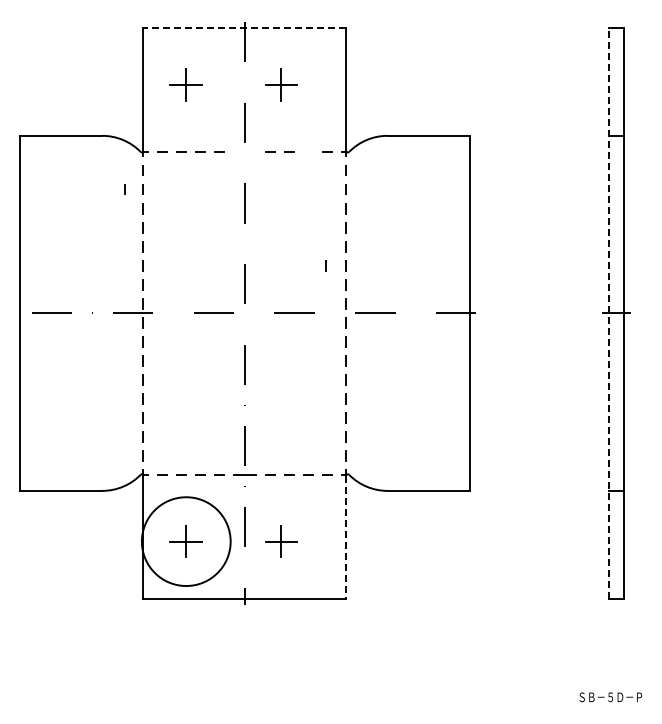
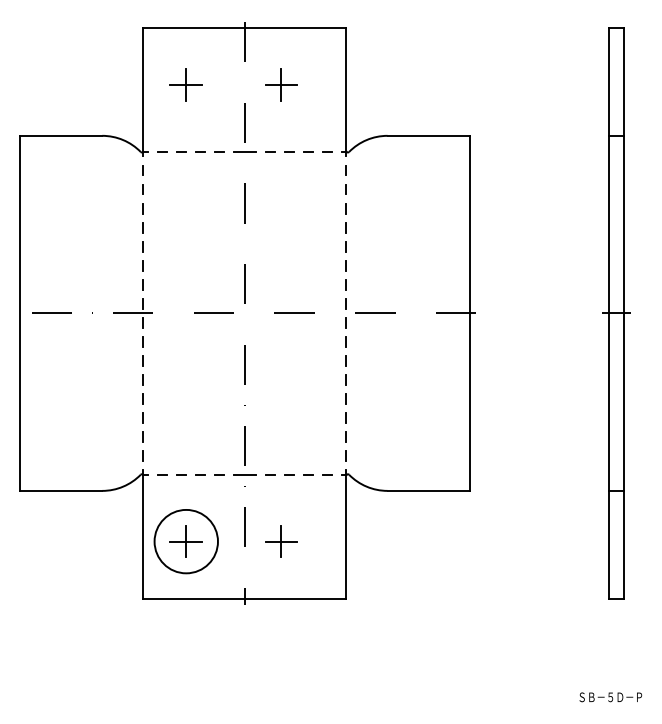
line: dashed -> solid (244, 28)
line: none -> present (244, 151)
line: none -> present (308, 151)
line: present -> none (124, 189)
line: present -> none (325, 265)
line: dashed -> solid (608, 312)
line: dashed -> solid (346, 537)
circle diameter: 89 px -> 63 px (185, 541)
